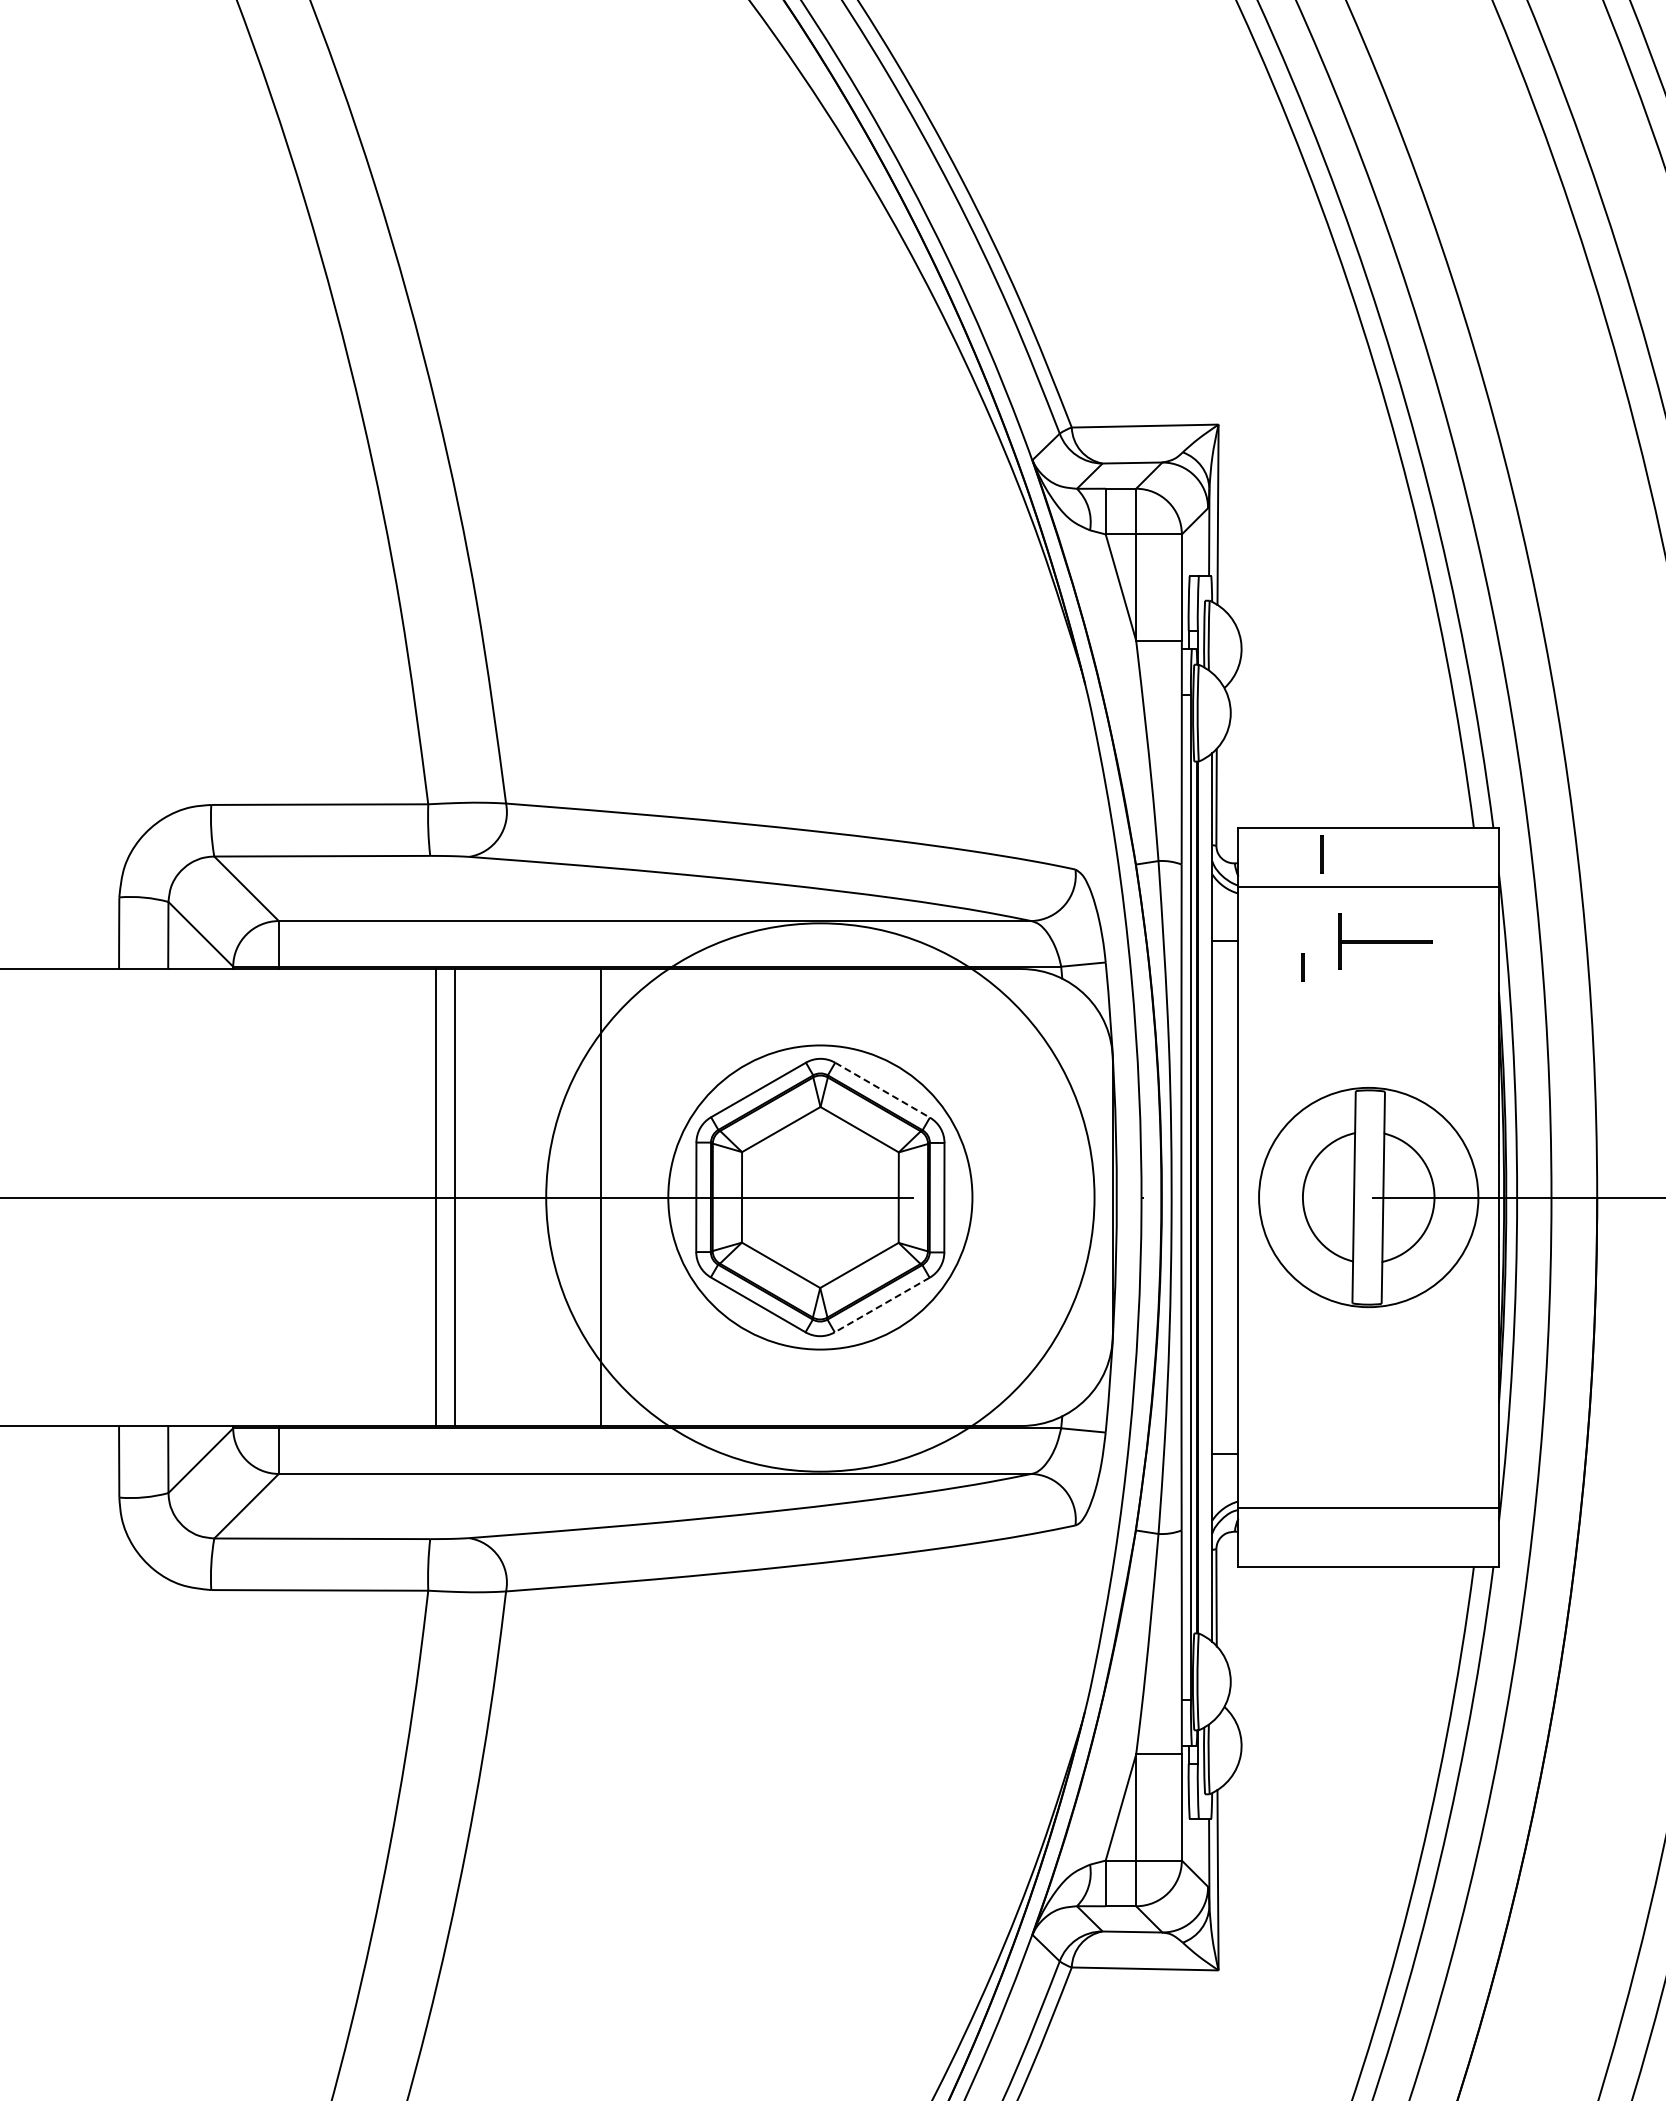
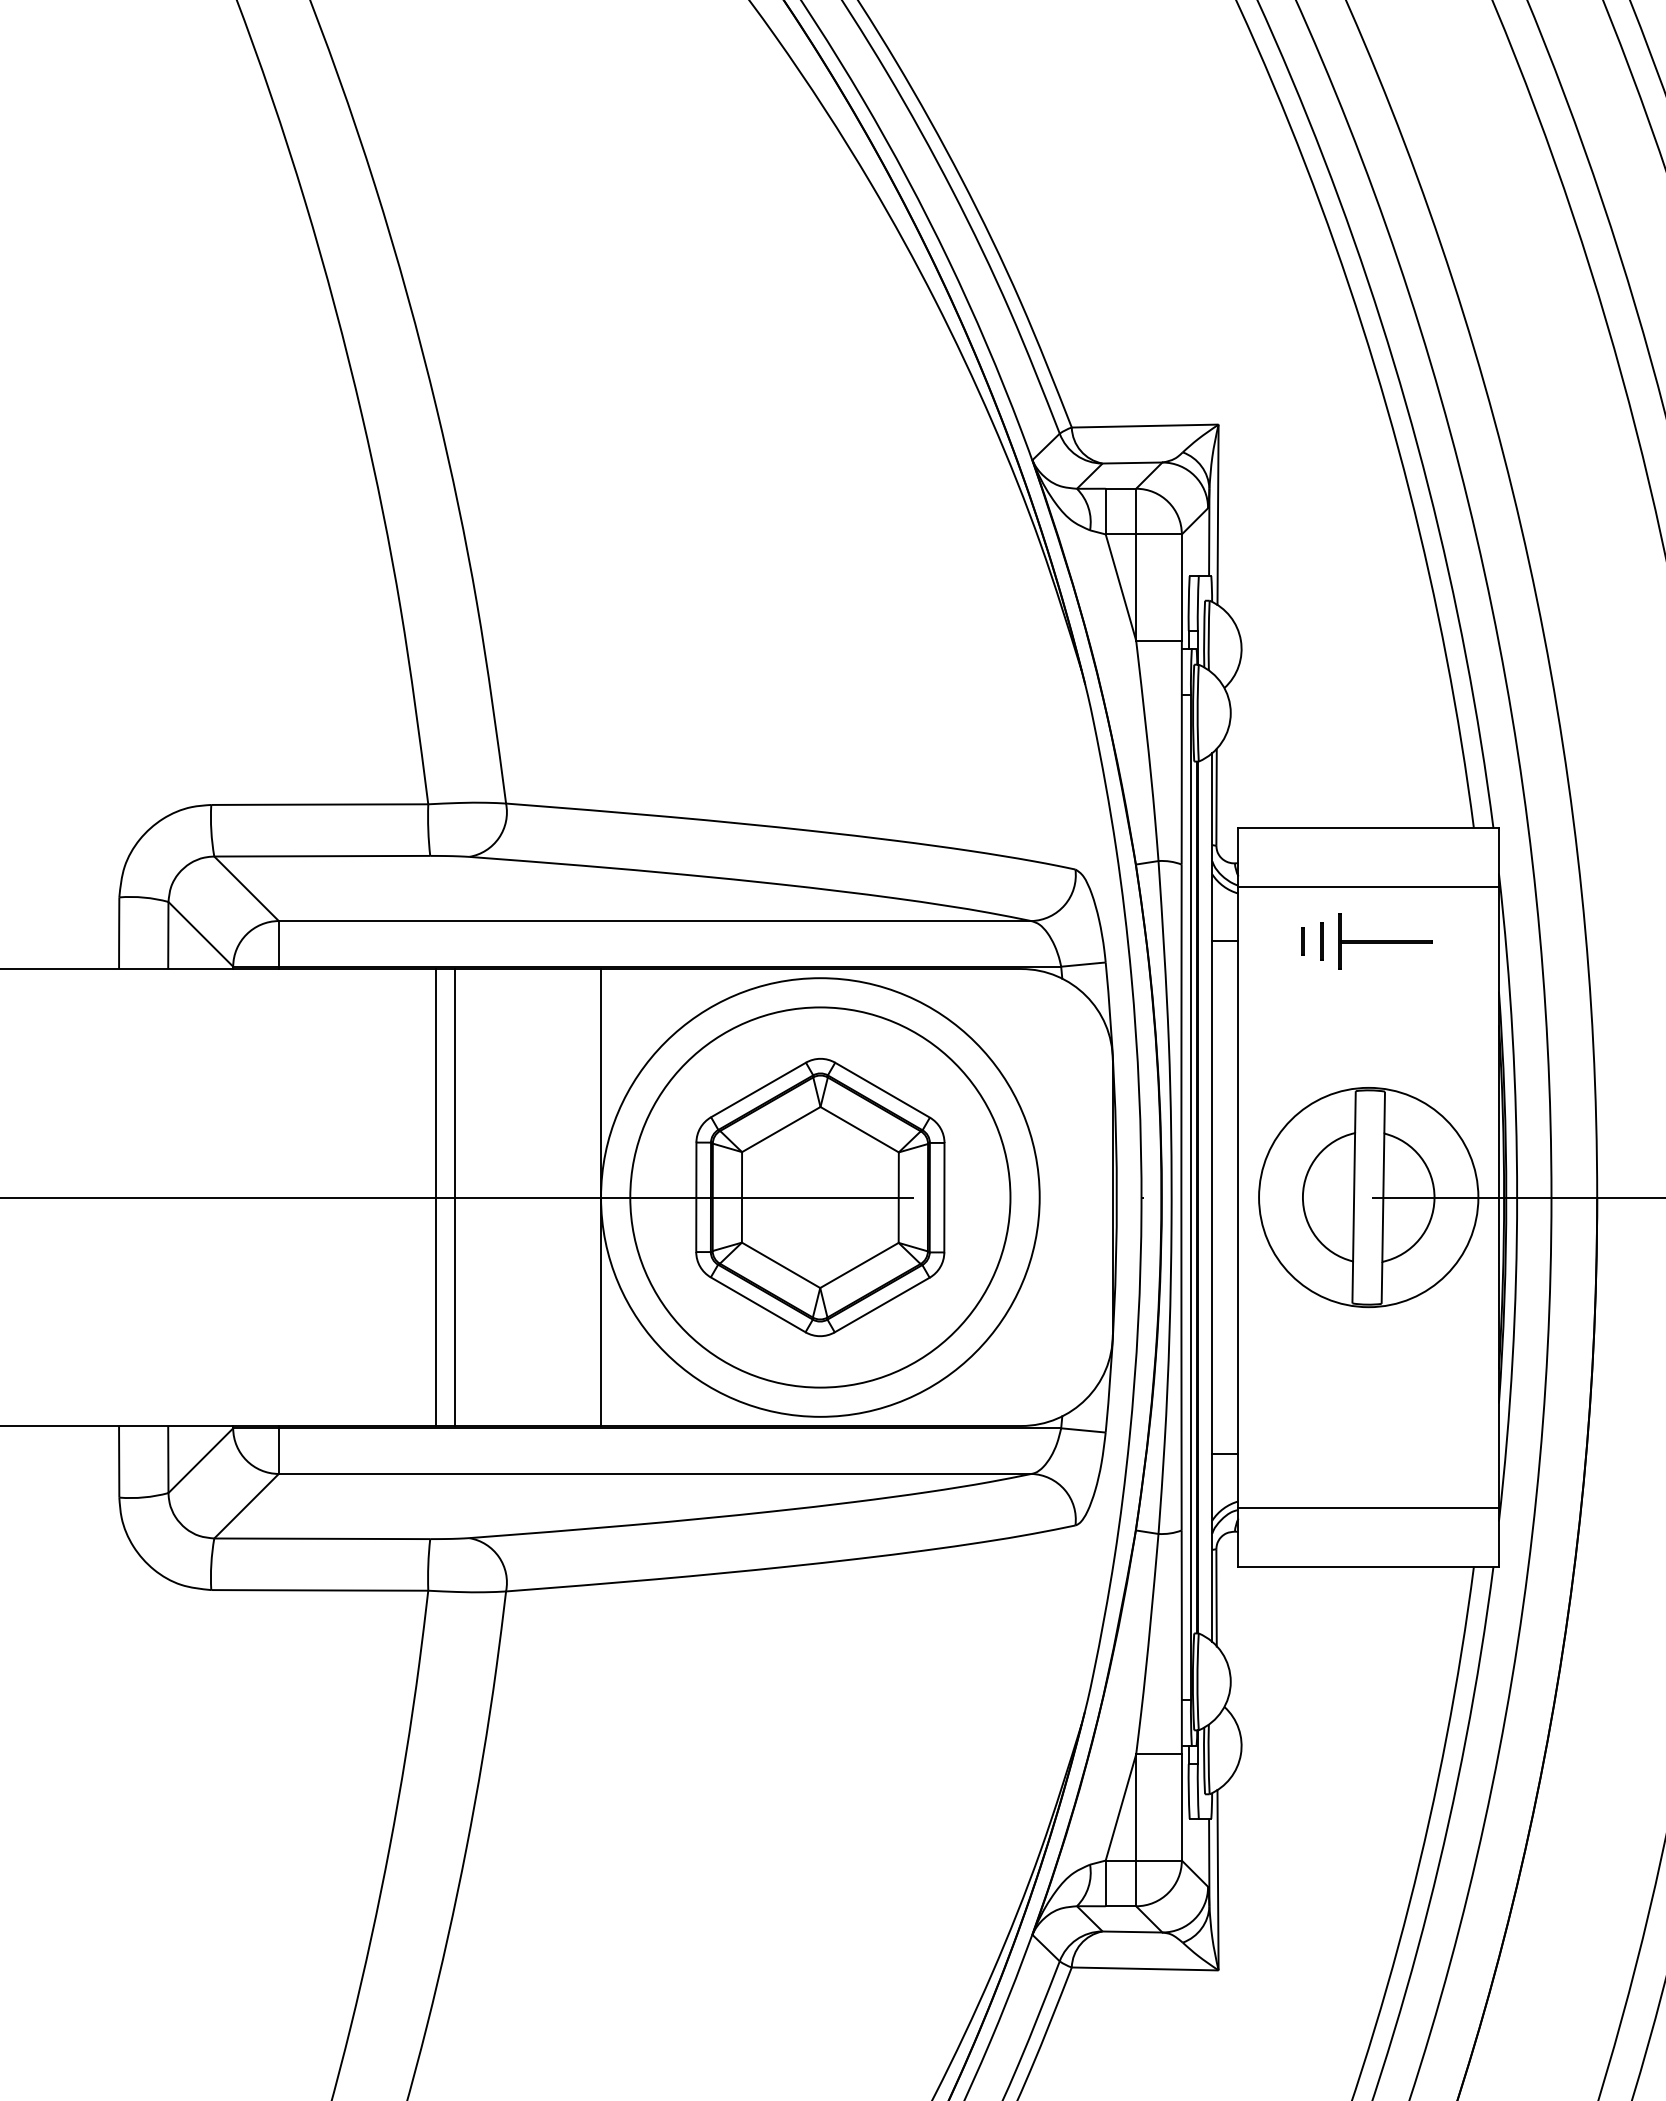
line position: (1321, 854) -> (1321, 941) (1321, 941)
line position: (1302, 967) -> (1302, 941) (1302, 941)
line: dashed -> solid (882, 1090)
circle diameter: 304 px -> 380 px (820, 1197)
circle diameter: 548 px -> 439 px (820, 1197)
line: dashed -> solid (882, 1305)
